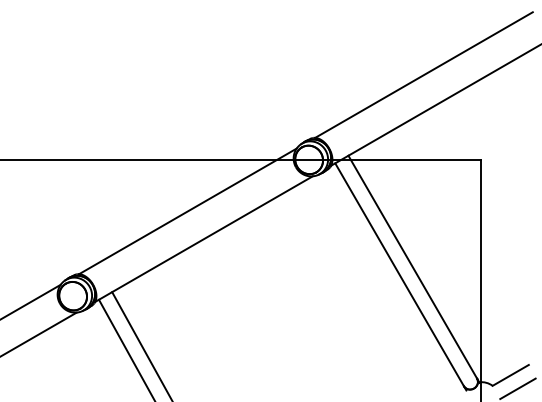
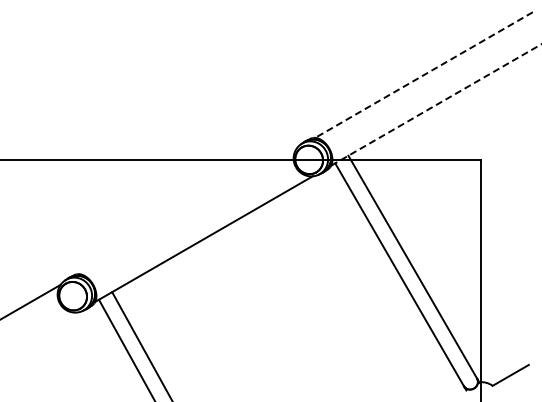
line: solid -> dashed (424, 75)
line: solid -> dashed (436, 104)
line: present -> none (187, 211)
line: present -> none (39, 333)
line: present -> none (518, 388)
